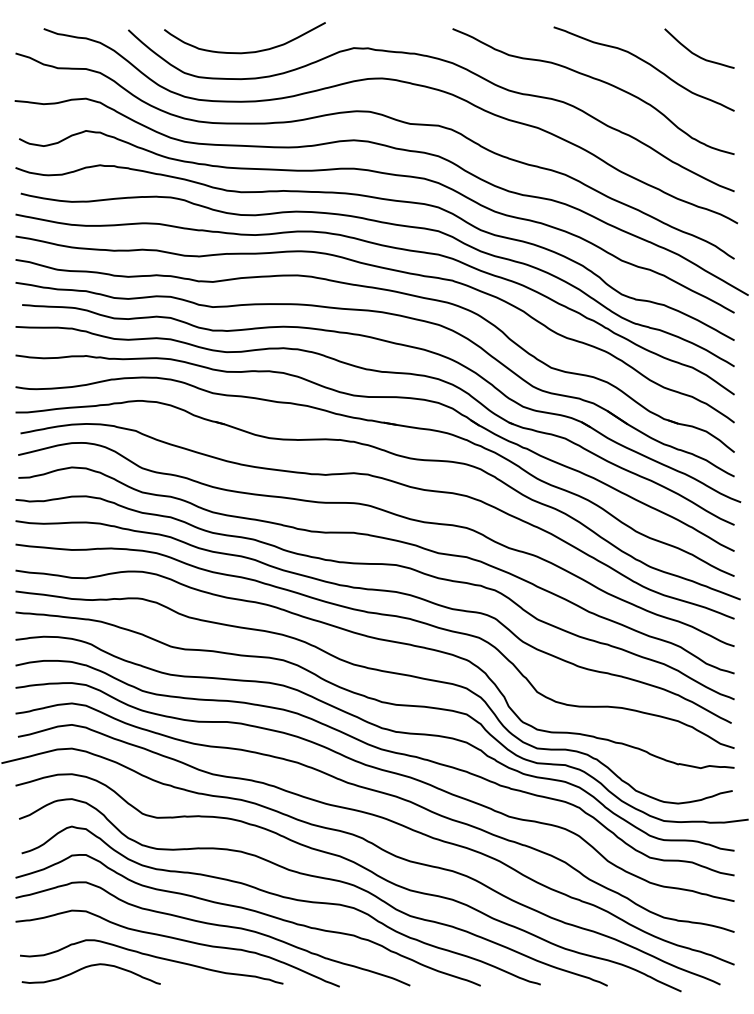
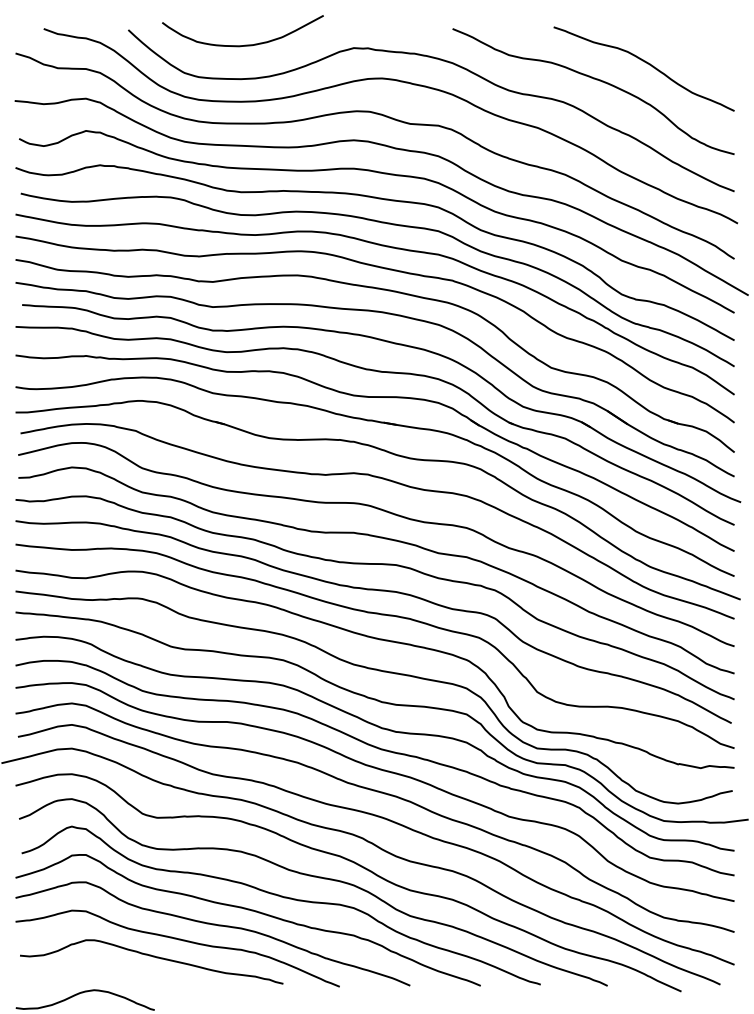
curve position: (247, 51) -> (245, 44) (245, 44)
curve: present -> none (697, 54)
curve position: (88, 967) -> (82, 993) (82, 993)
